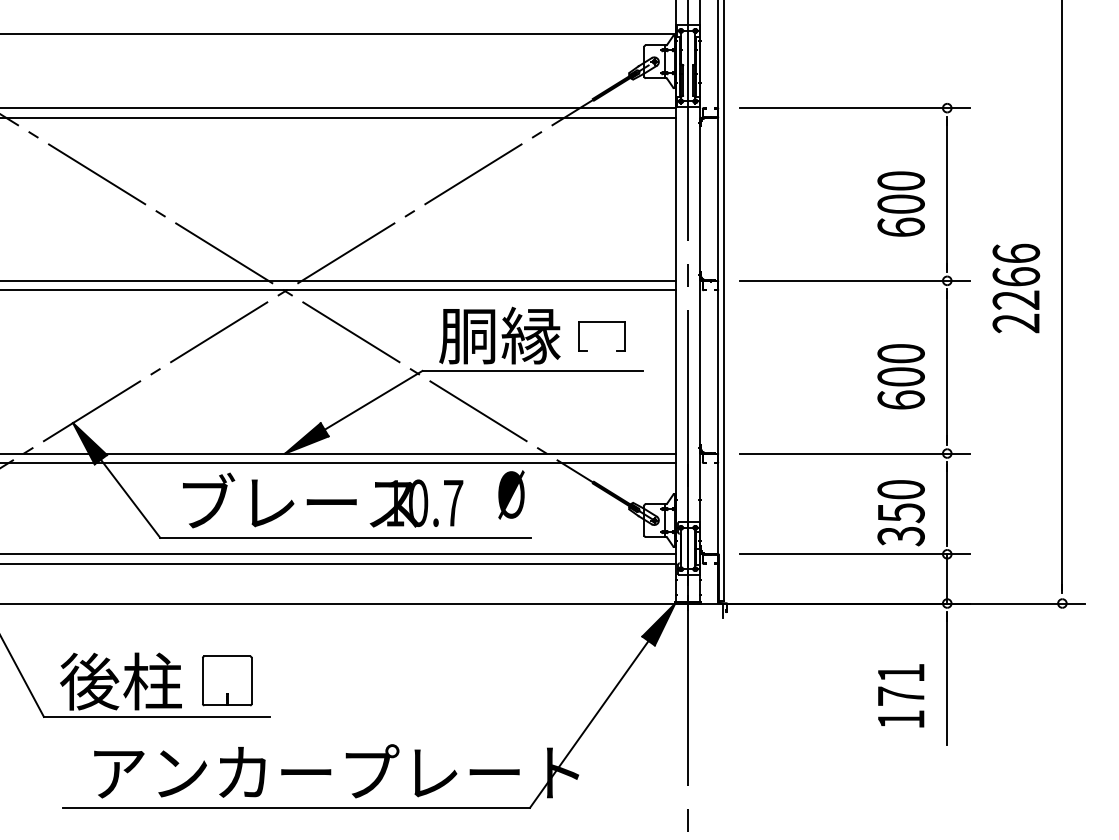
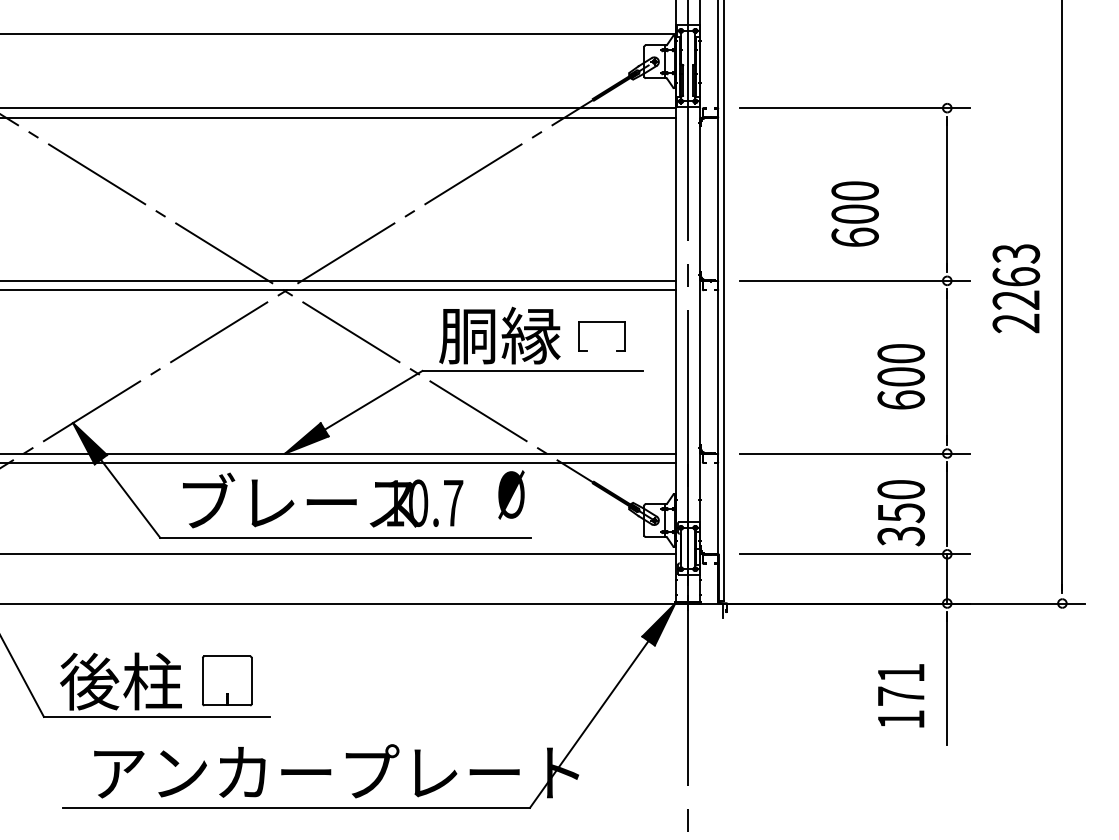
text position: (900, 203) -> (854, 213) (854, 213)
text: 2266 -> 2263 (1016, 253)
line: present -> none (338, 563)
